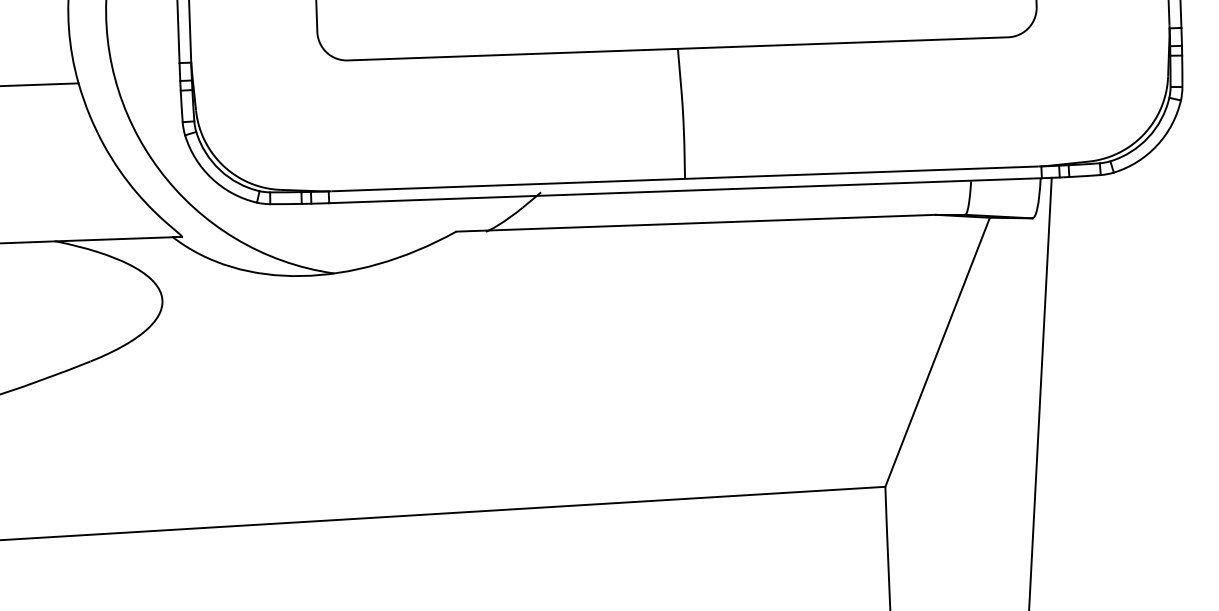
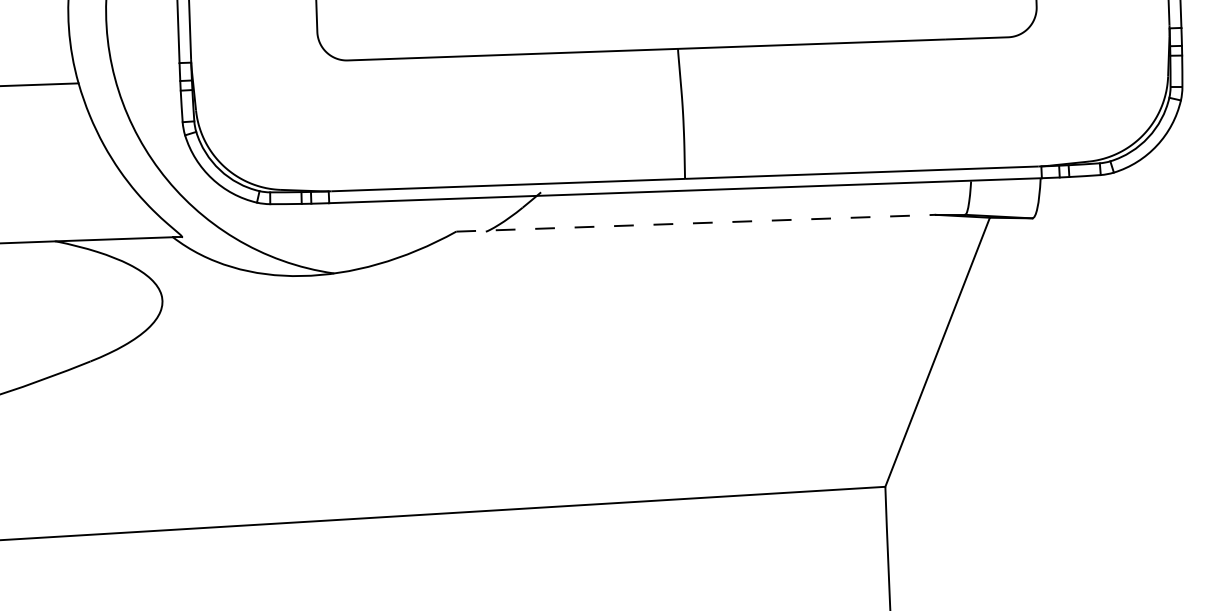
line: solid -> dashed (696, 223)
line: present -> none (1040, 392)
